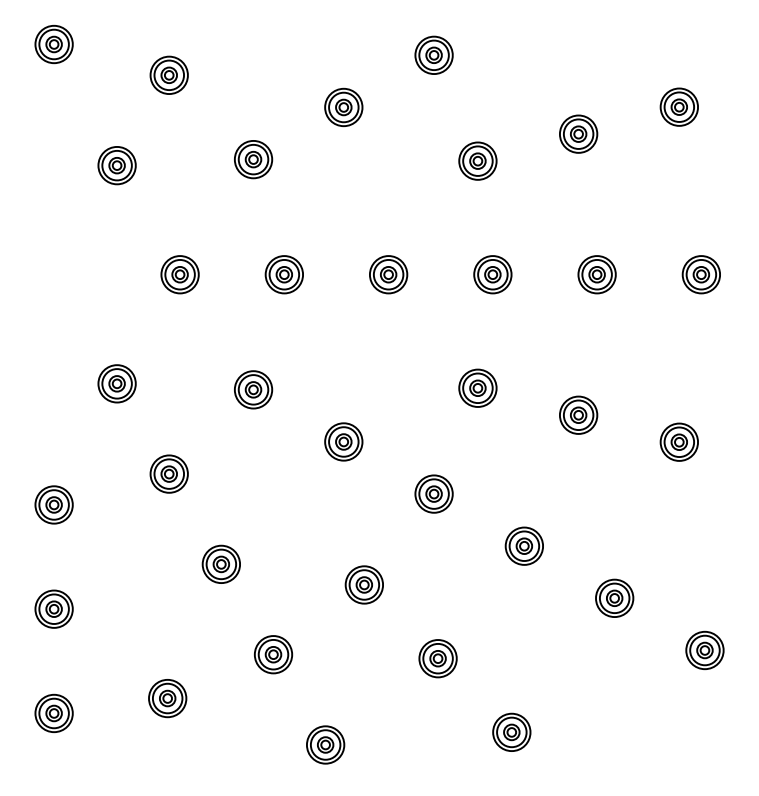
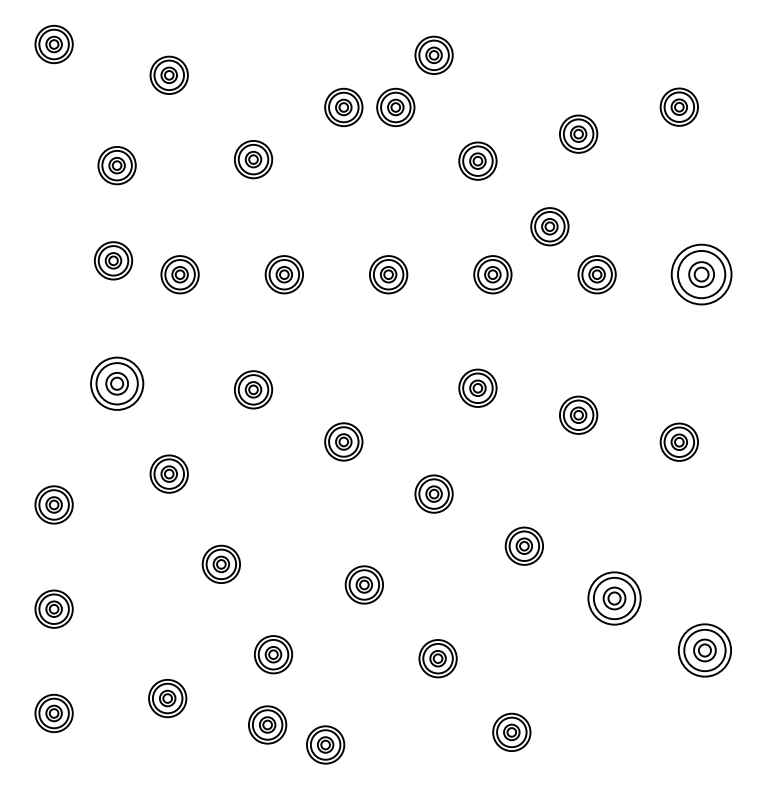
part: none -> present (395, 106)
part: none -> present (549, 226)
part: none -> present (113, 260)
part size: 40x40 px -> 63x63 px (701, 274)
part size: 40x40 px -> 55x55 px (117, 383)
part size: 40x40 px -> 55x55 px (614, 598)
part size: 40x41 px -> 55x55 px (704, 650)
part: none -> present (267, 724)
